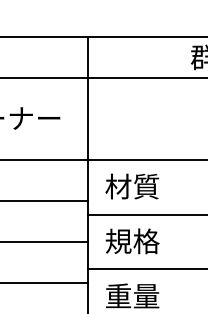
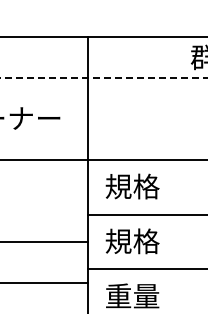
line: solid -> dashed (104, 77)
text: 材質 -> 規格 (132, 186)
line: present -> none (44, 200)
